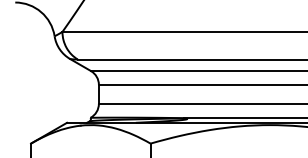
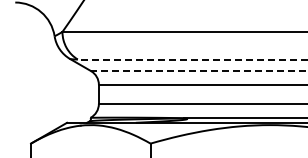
line: solid -> dashed (192, 59)
line: solid -> dashed (198, 71)
